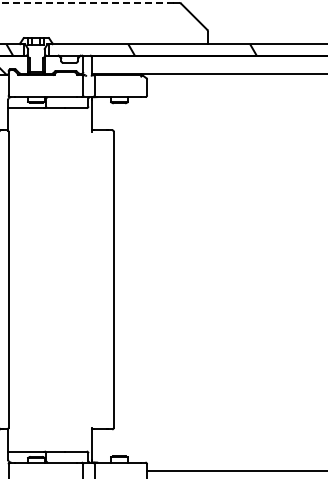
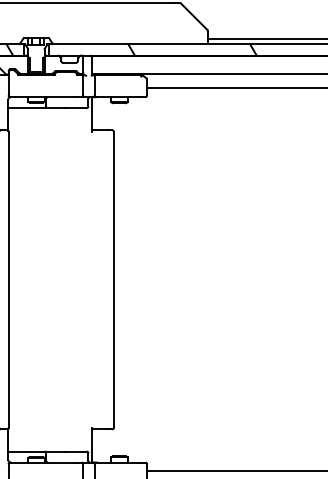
line: dashed -> solid (86, 2)
line: none -> present (266, 39)
line: none -> present (235, 88)
